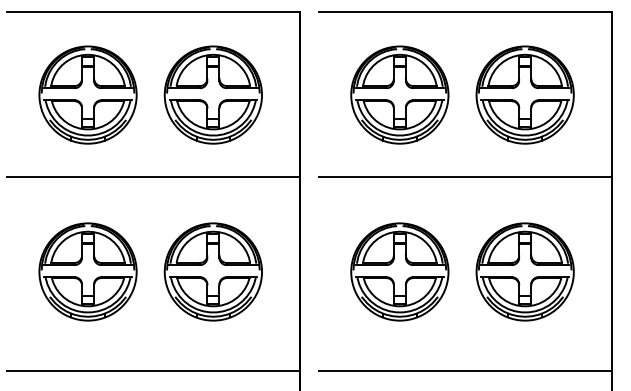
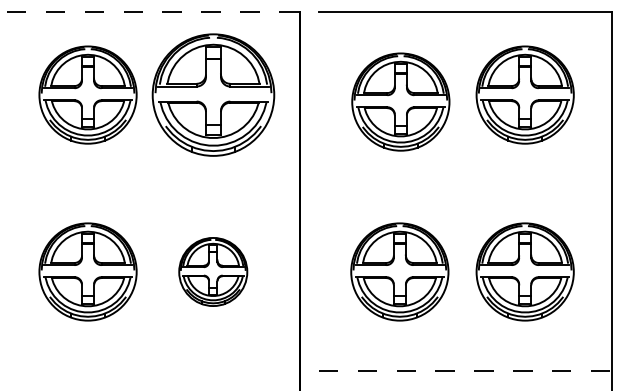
line: solid -> dashed (153, 11)
part size: 100x100 px -> 125x124 px (213, 94)
part position: (399, 94) -> (400, 101) (400, 101)
line: present -> none (153, 176)
line: present -> none (465, 176)
part size: 100x100 px -> 71x70 px (213, 271)
line: present -> none (153, 371)
line: solid -> dashed (465, 371)
